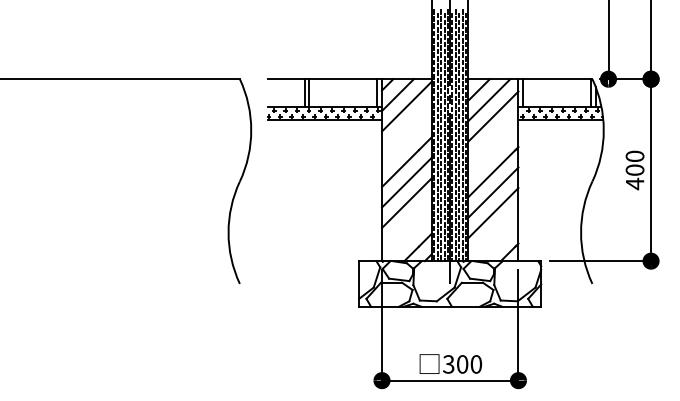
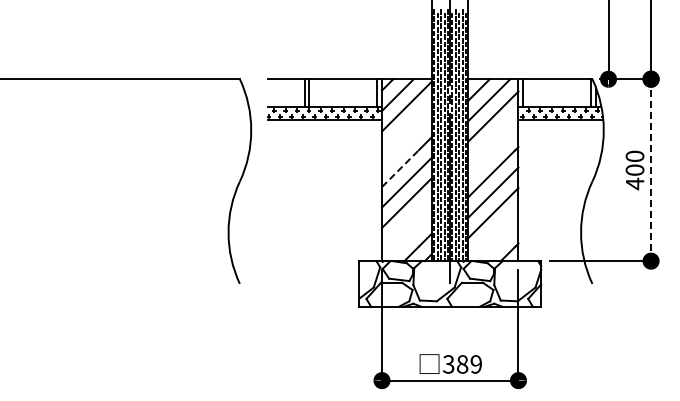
line: solid -> dashed (400, 168)
line: solid -> dashed (651, 170)
text: 300 -> 389 (469, 364)
